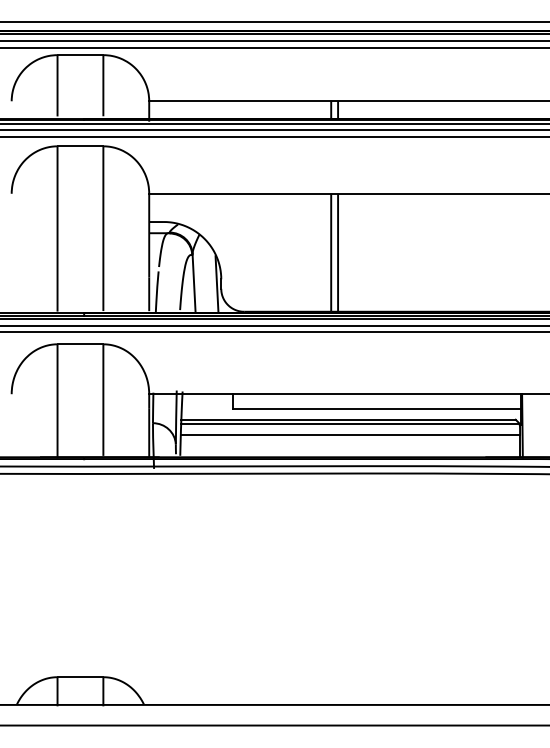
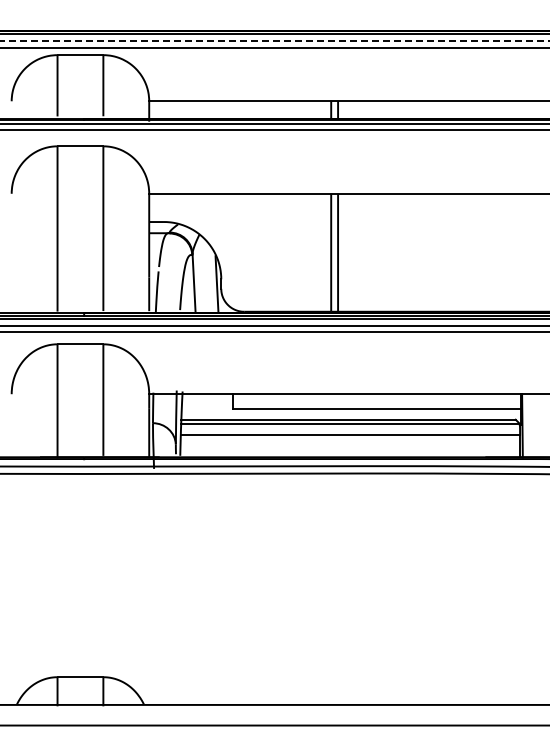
line: present -> none (274, 22)
line: solid -> dashed (275, 40)
line: present -> none (274, 136)
